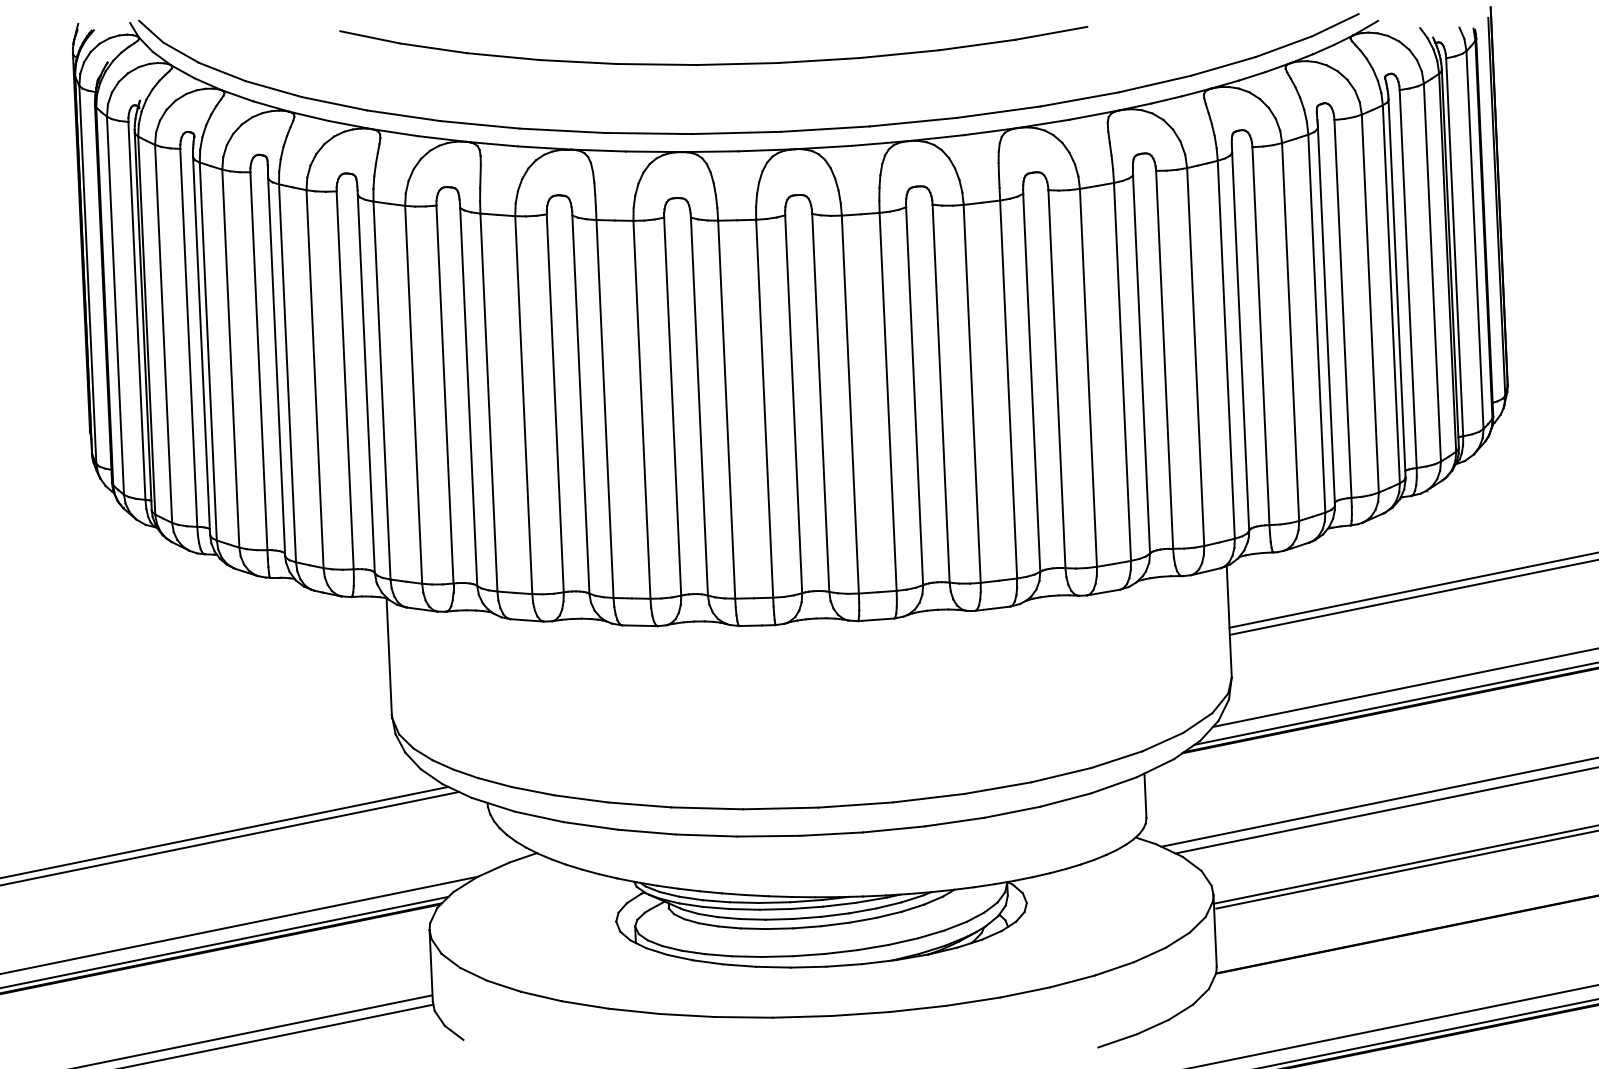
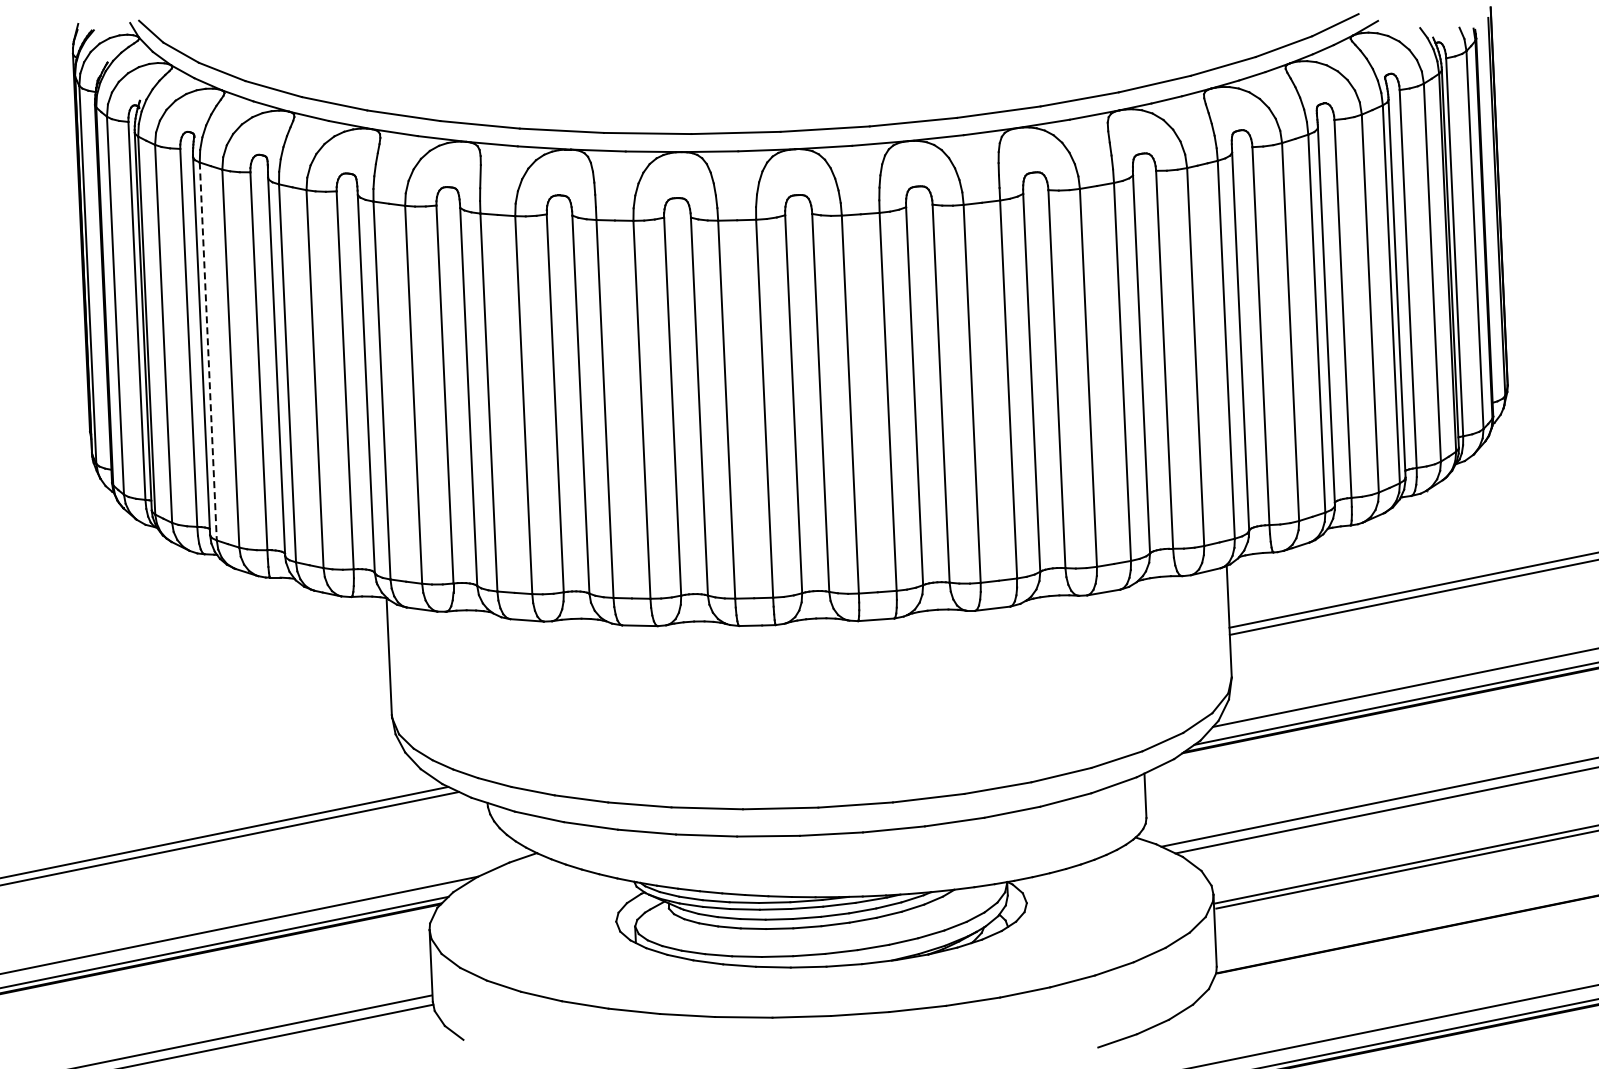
part: present -> none (713, 63)
line: solid -> dashed (208, 351)
